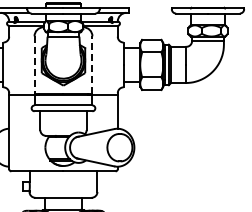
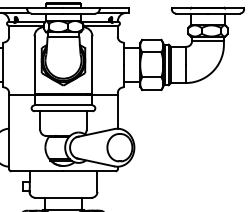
line: dashed -> solid (34, 65)
line: dashed -> solid (92, 65)
